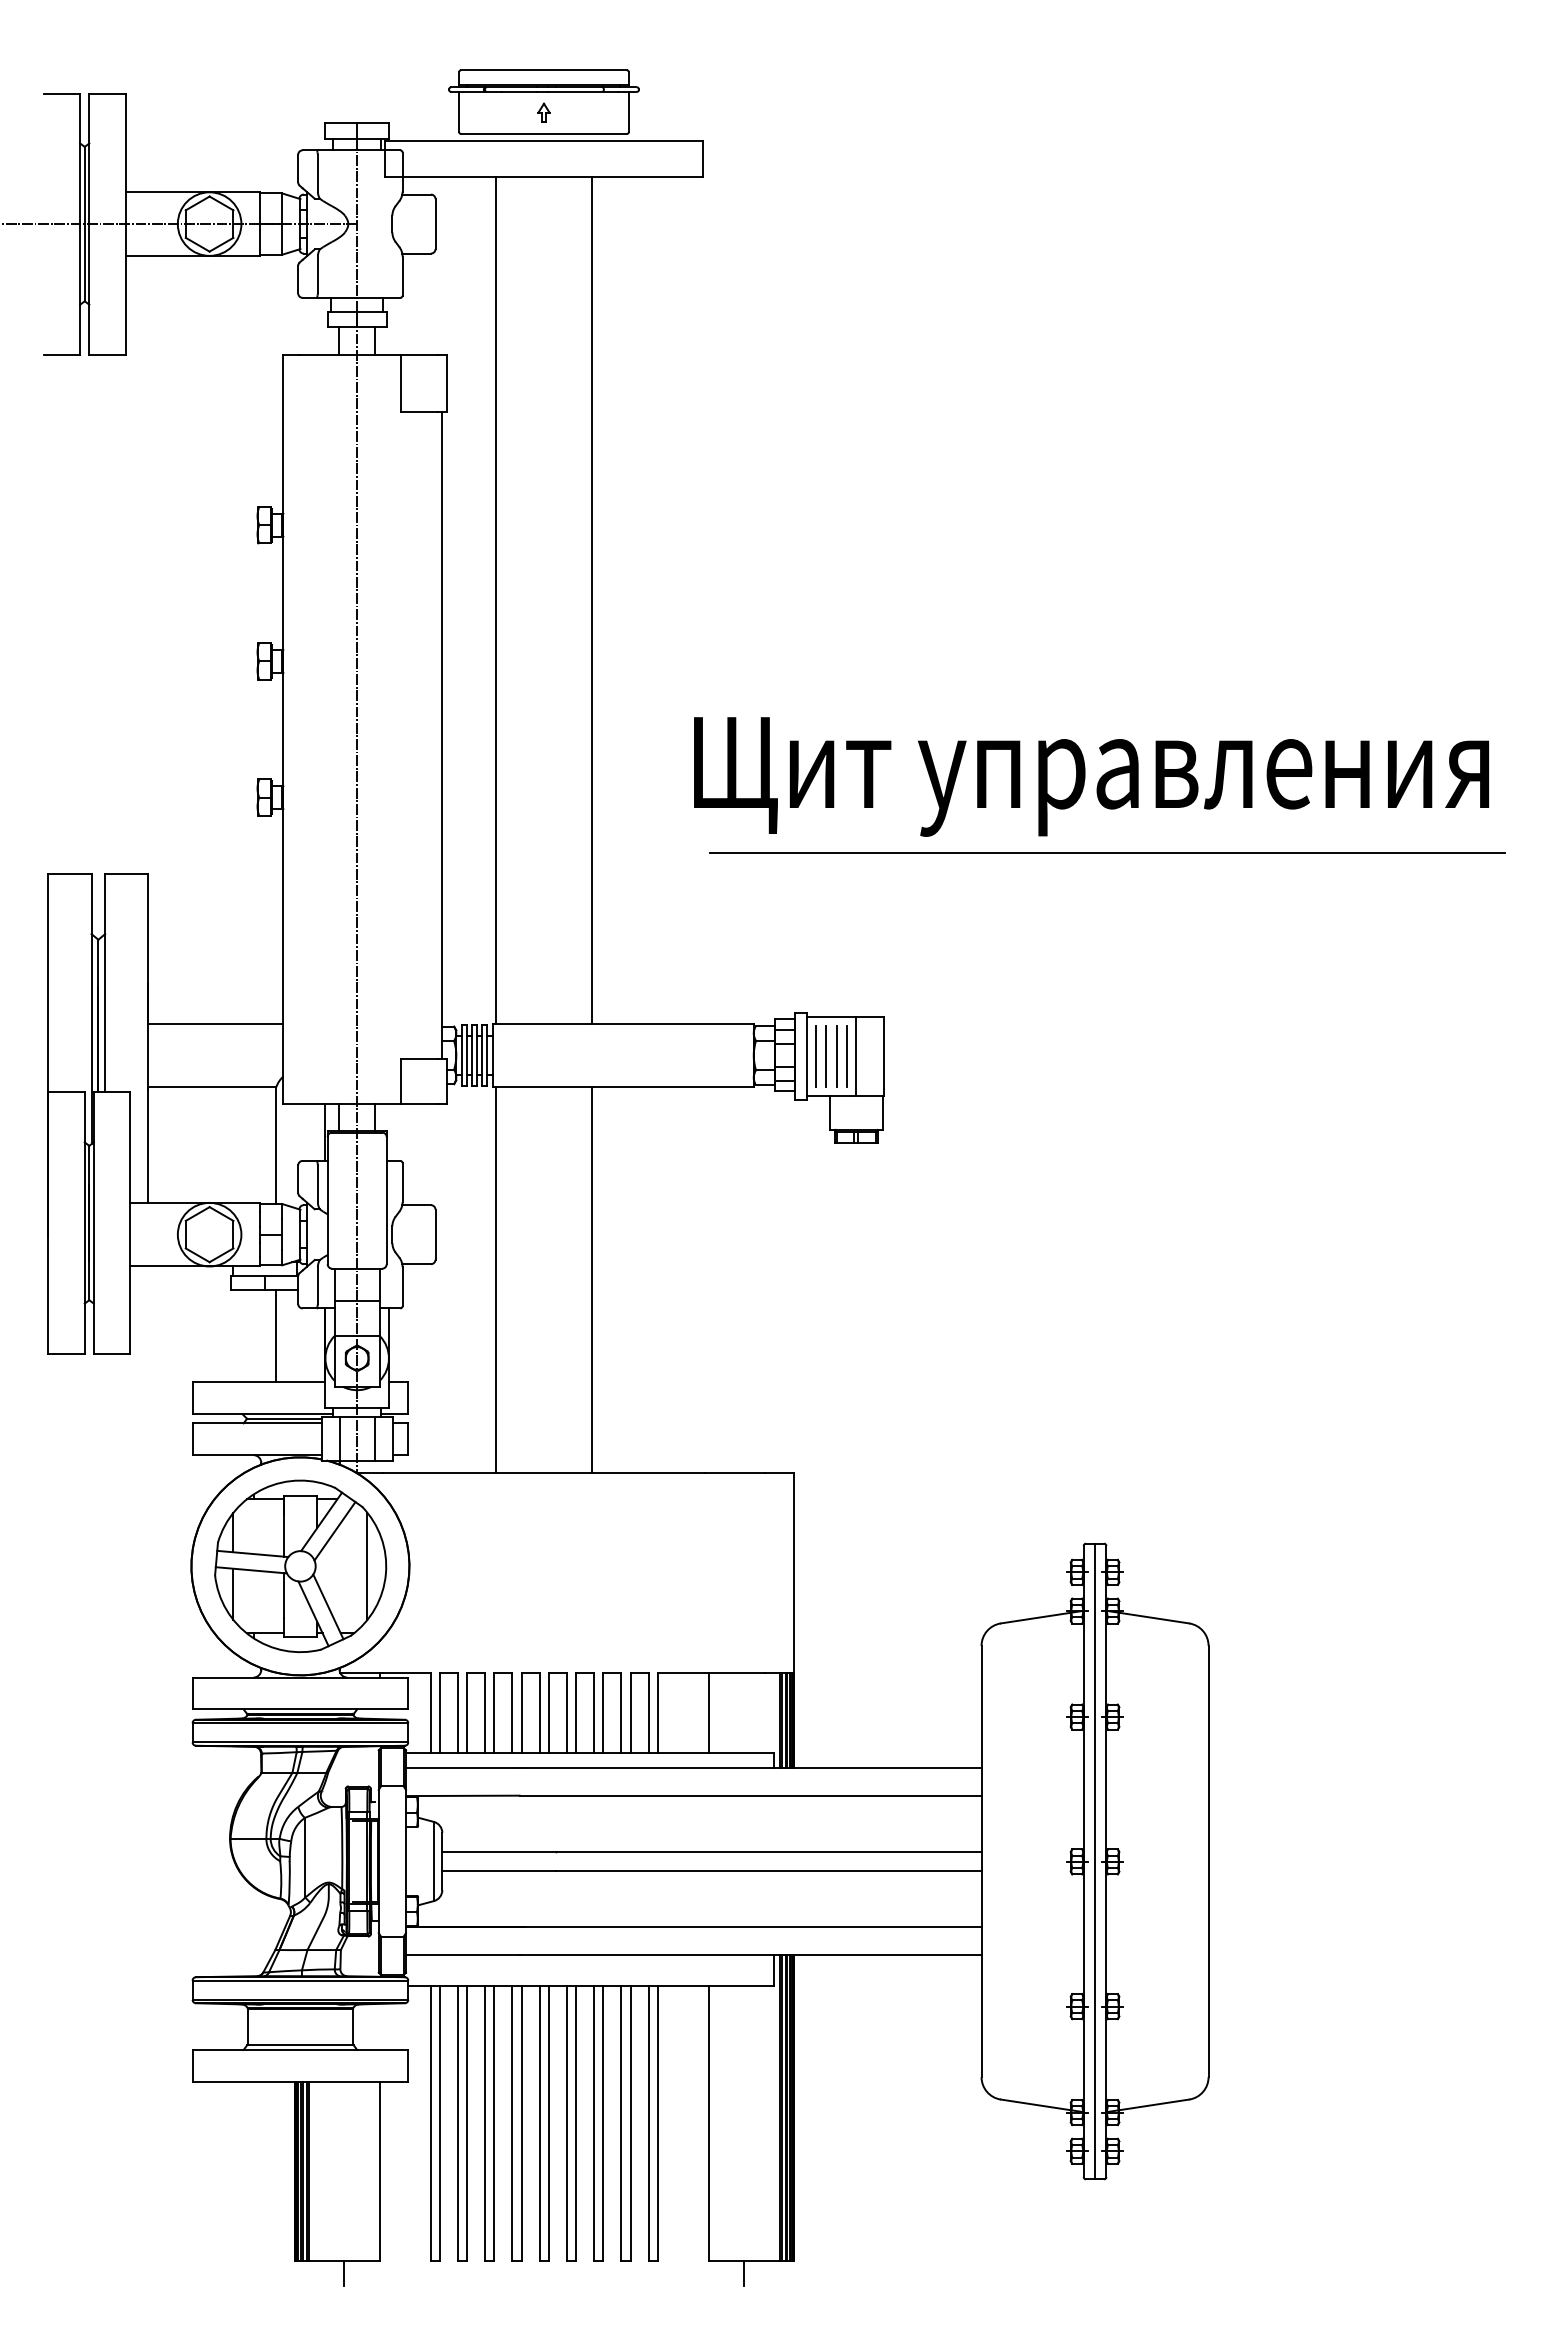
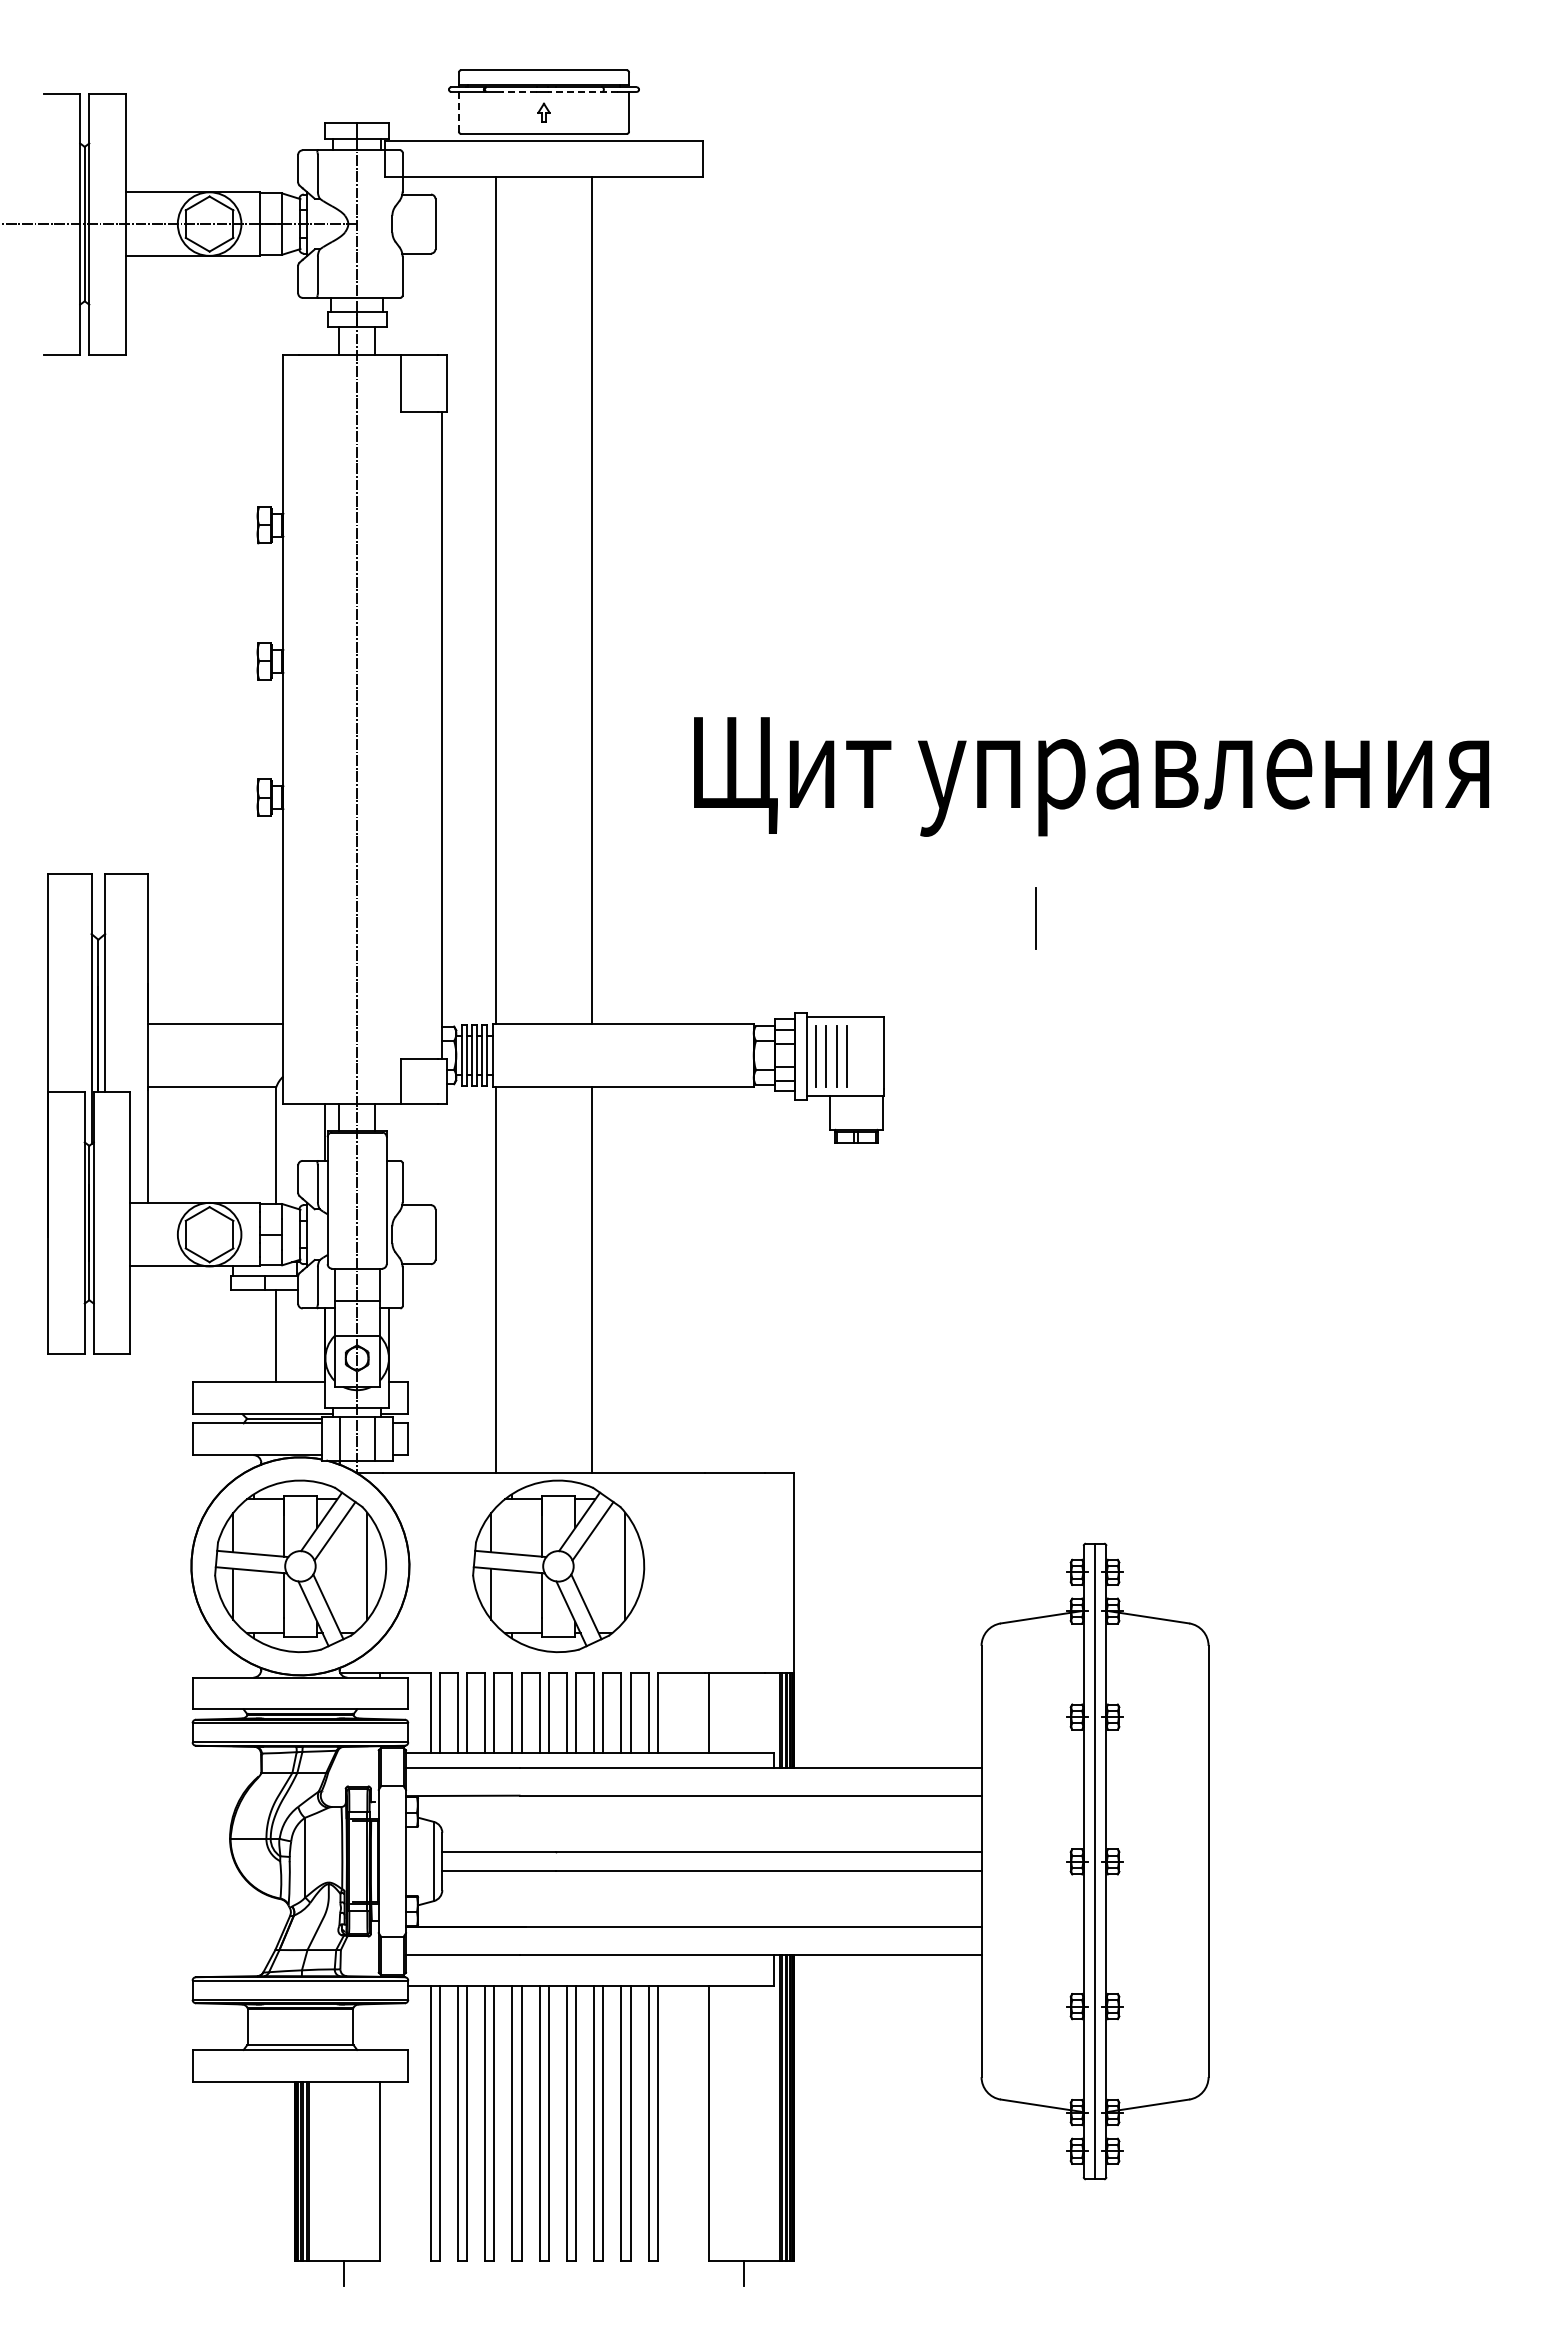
line: solid -> dashed (518, 91)
line: solid -> dashed (583, 91)
line: solid -> dashed (458, 111)
line: present -> none (1106, 853)
line: none -> present (1035, 918)
line: present -> none (856, 1056)
part: none -> present (558, 1566)
